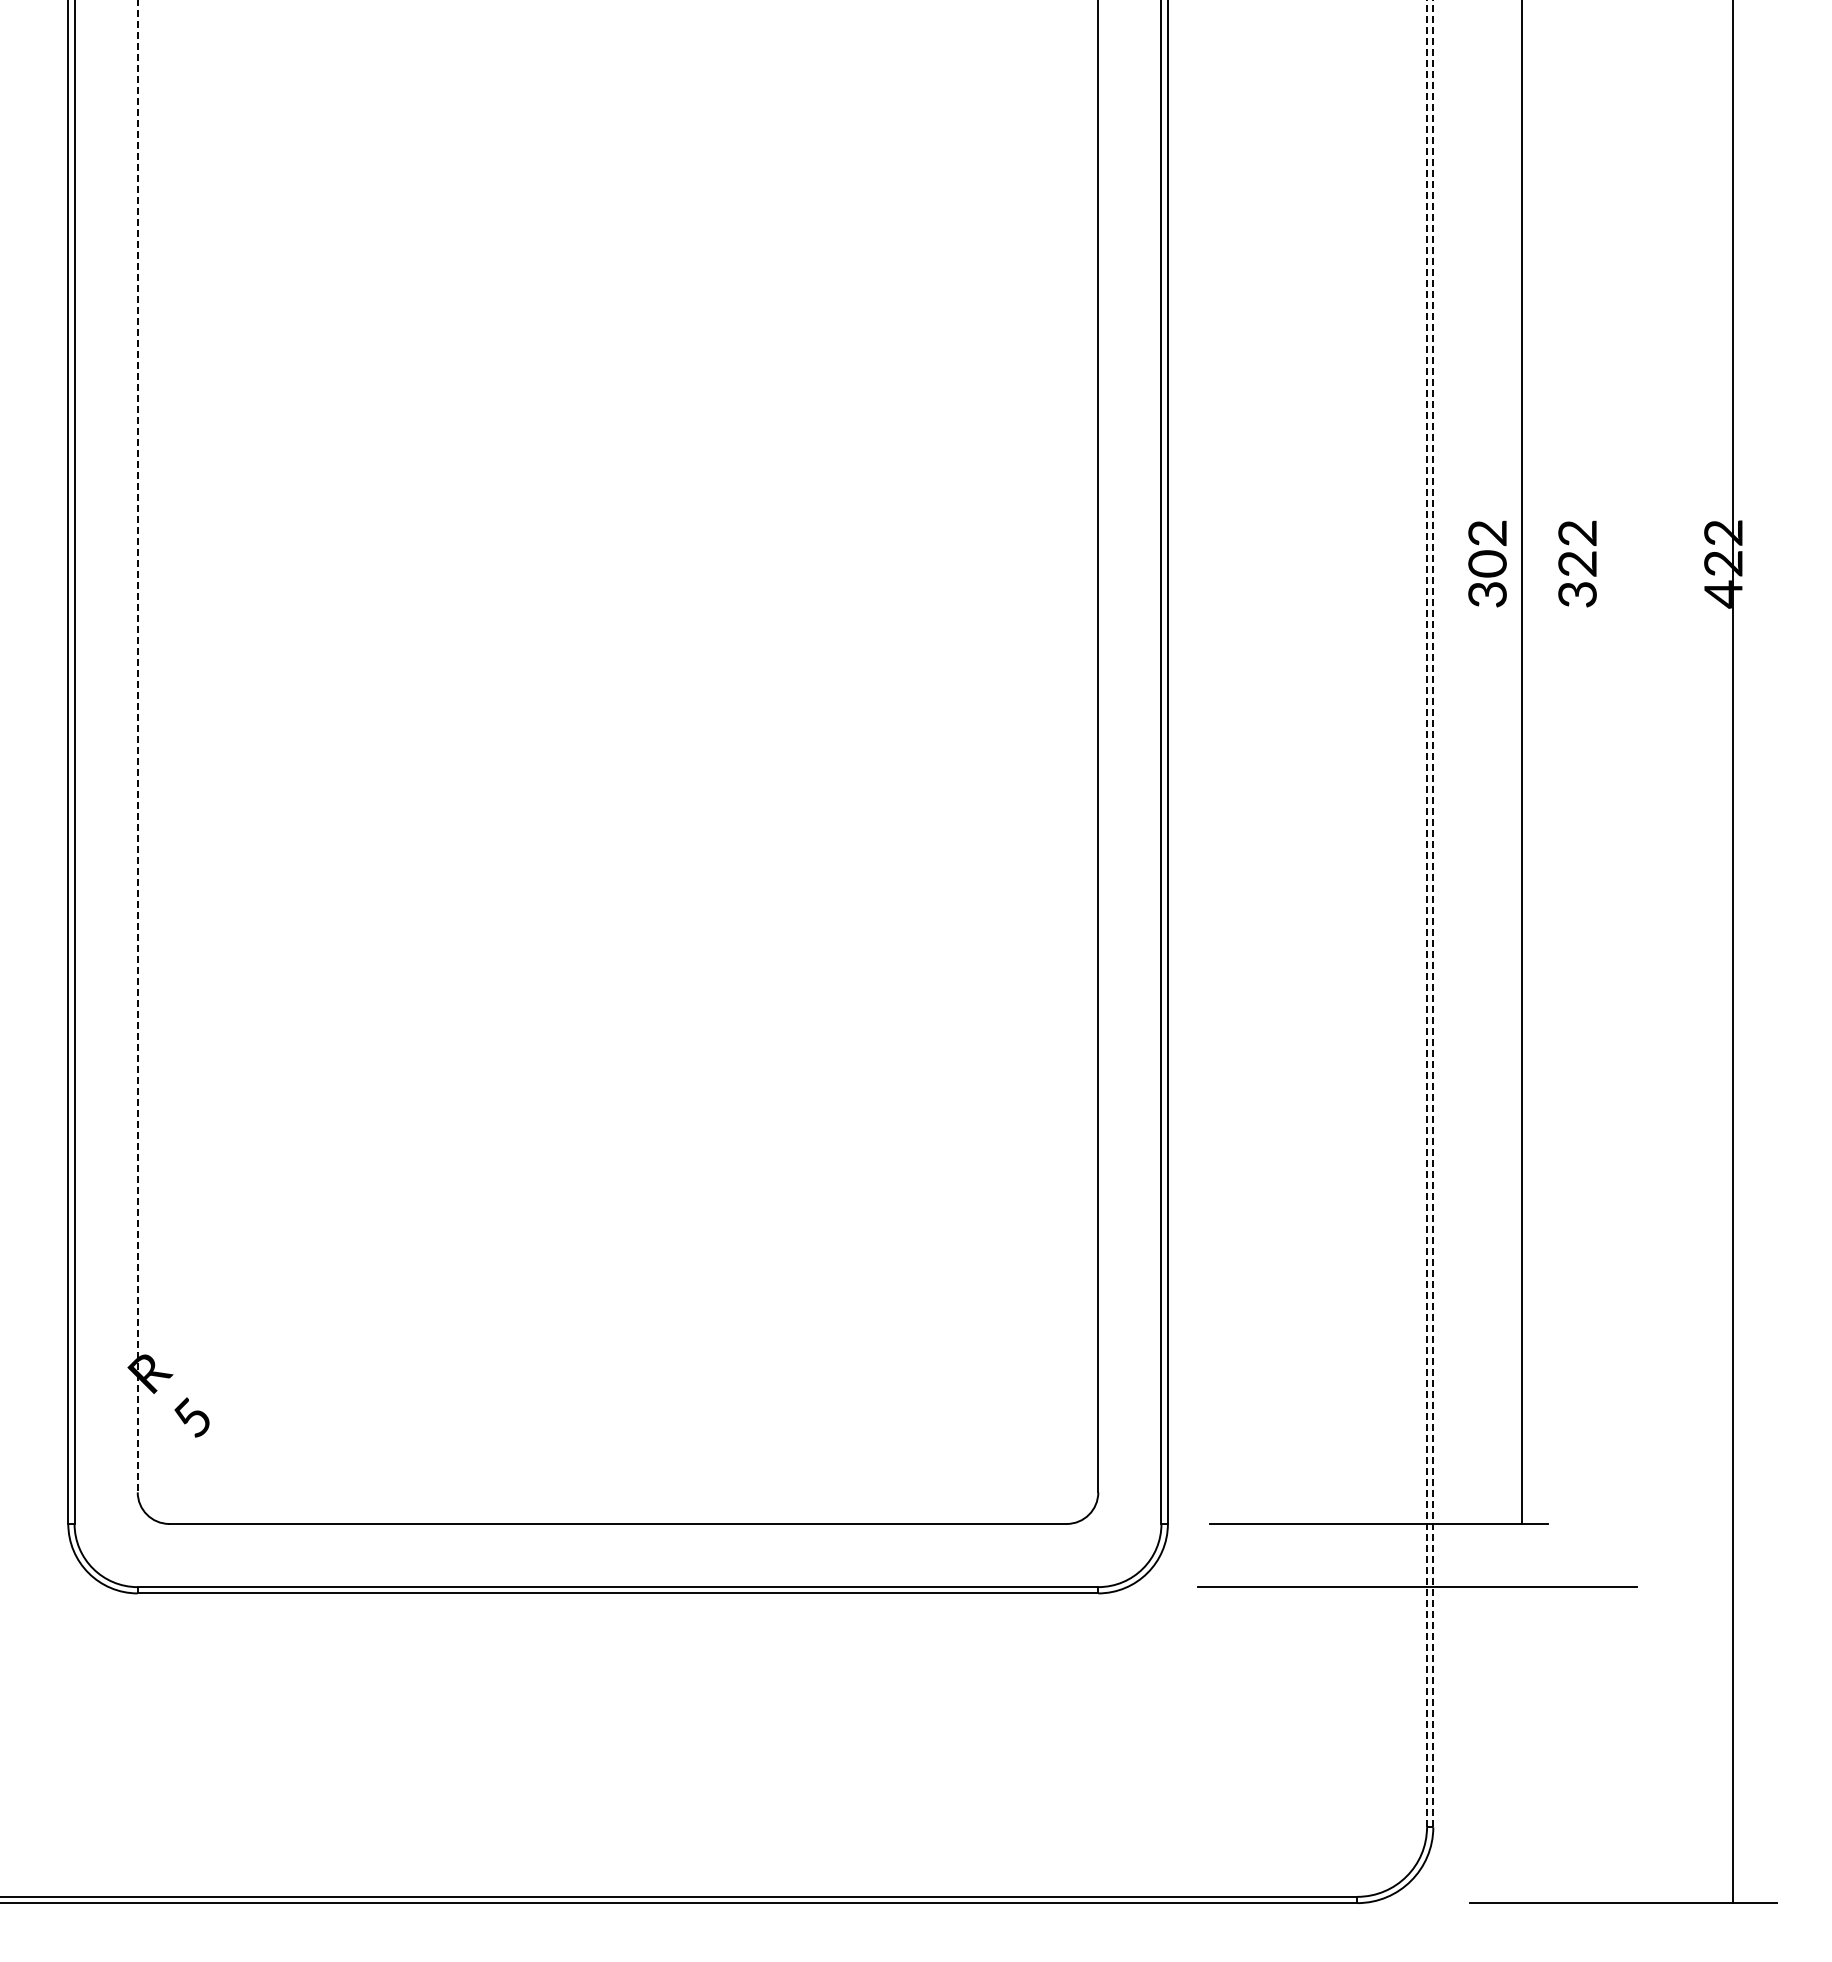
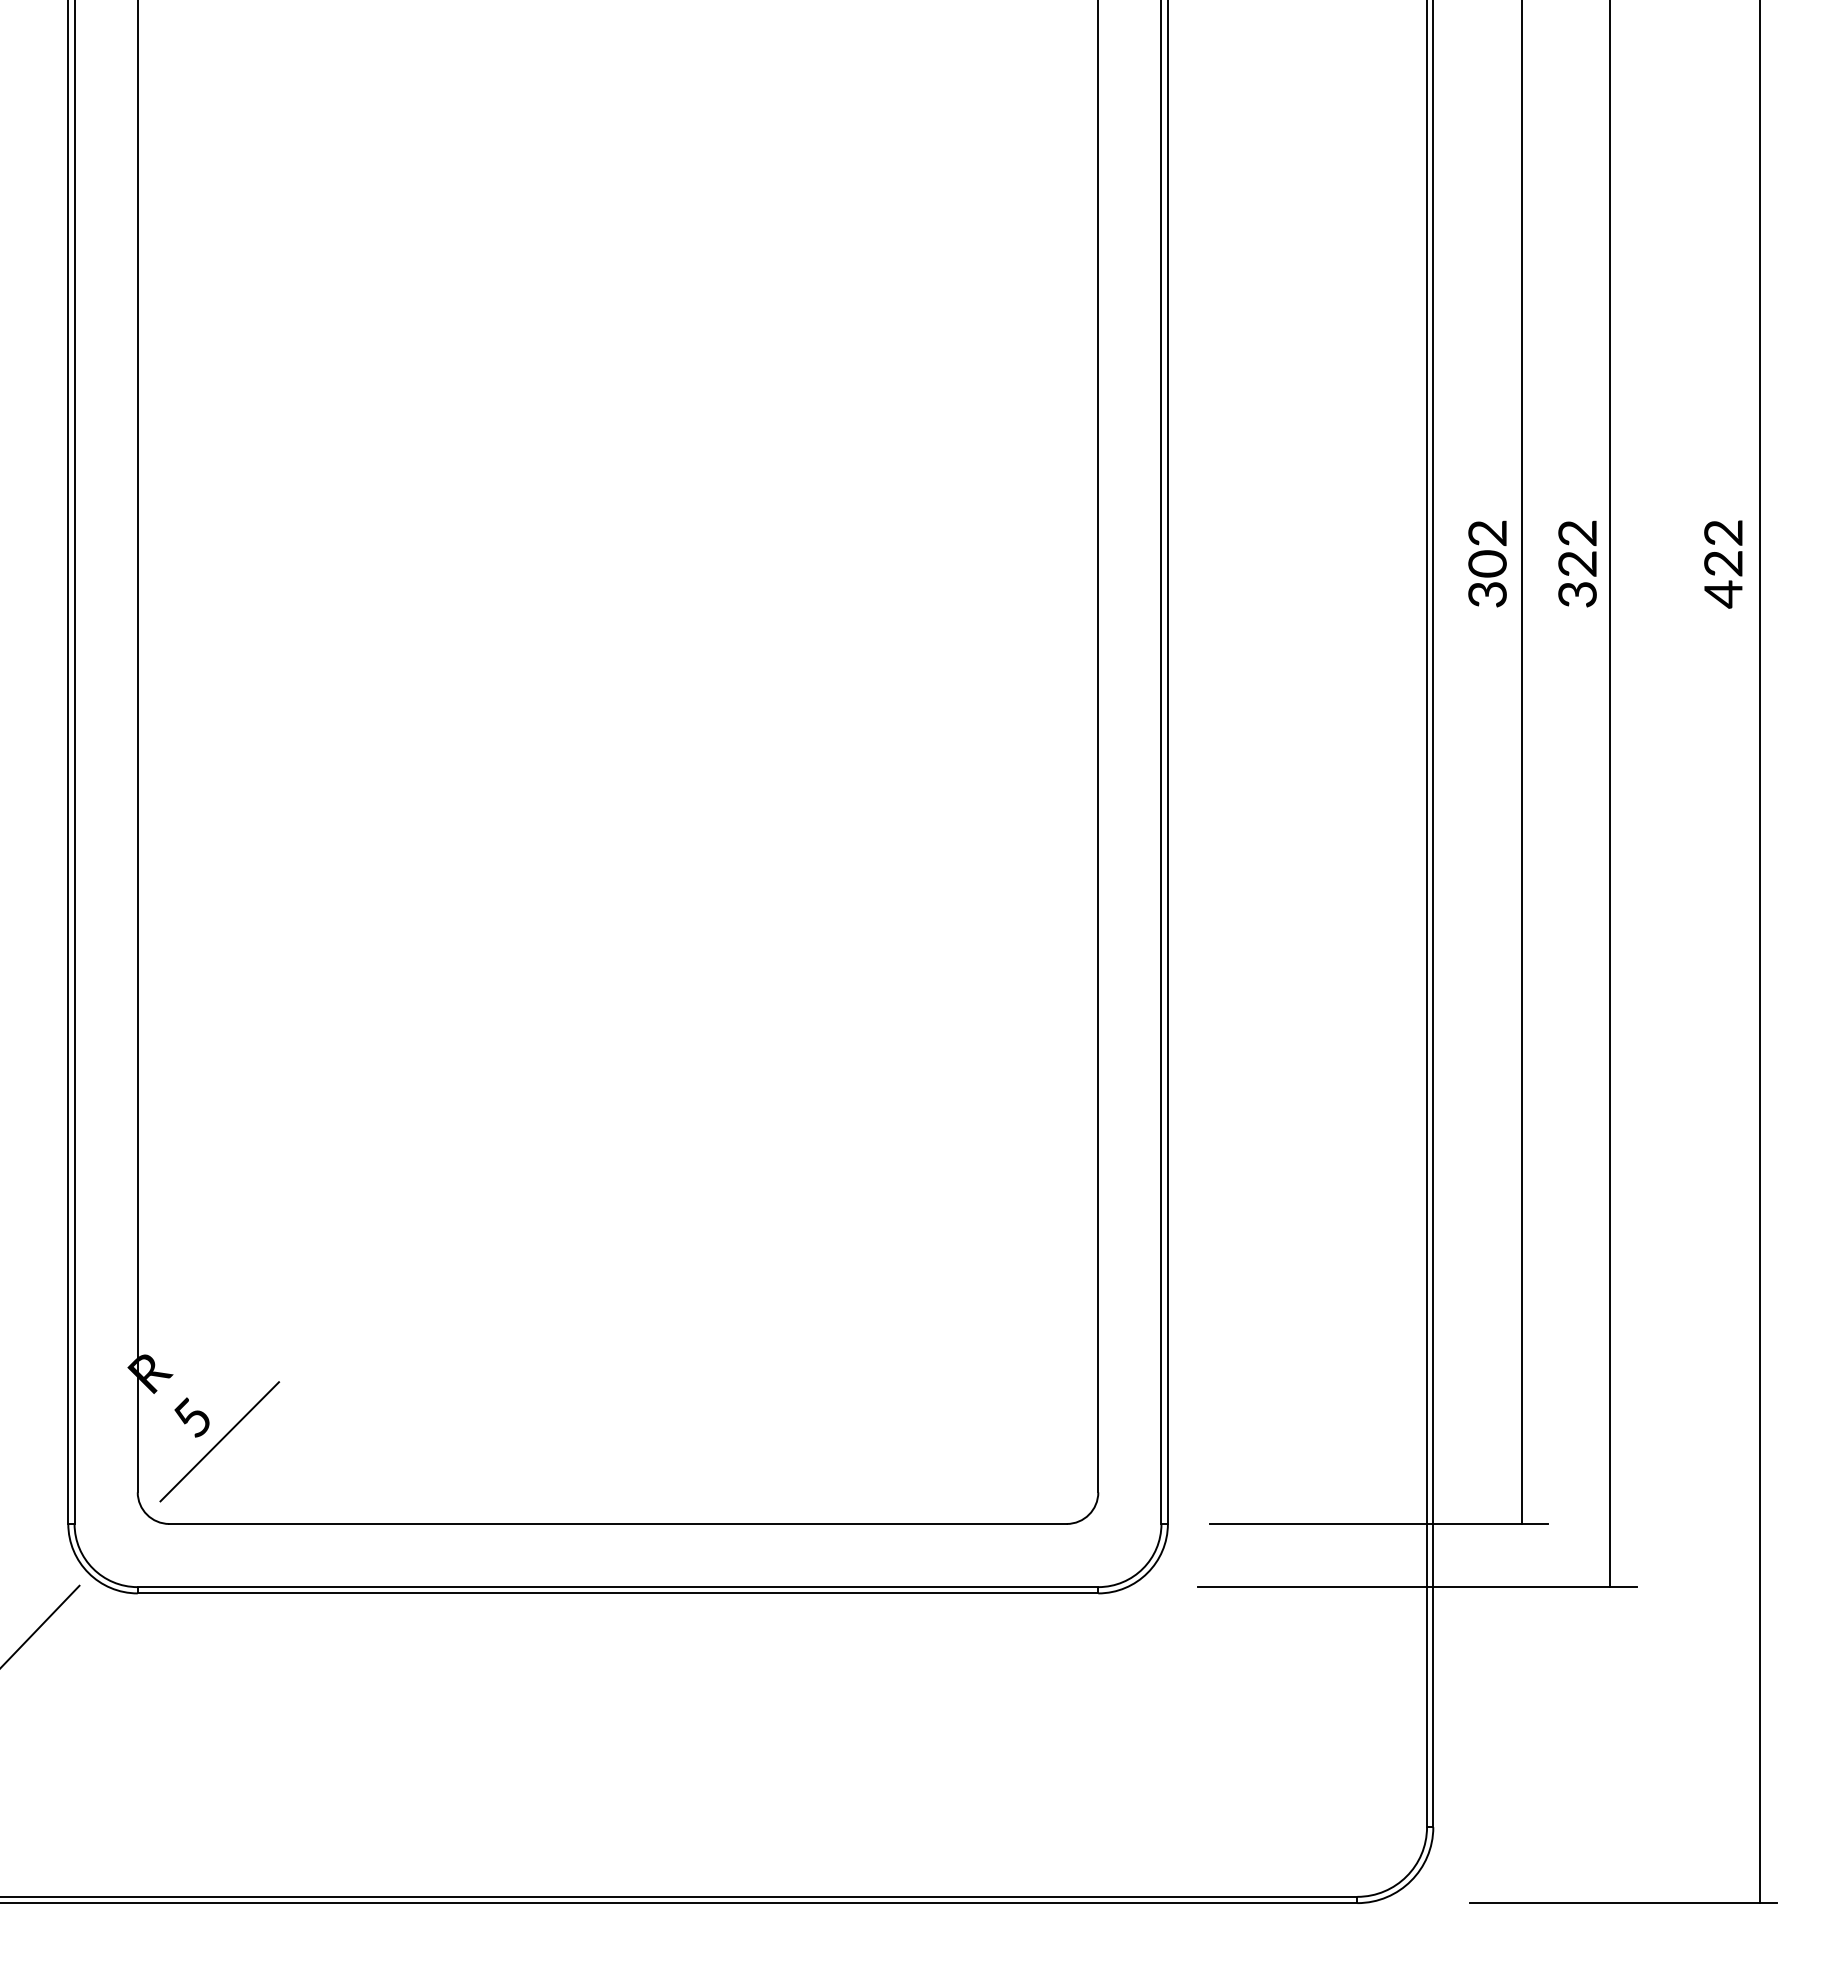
line: dashed -> solid (137, 746)
line: none -> present (1610, 794)
line: dashed -> solid (1427, 913)
line: dashed -> solid (1433, 913)
line position: (1733, 952) -> (1760, 952) (1760, 952)
line: none -> present (219, 1441)
line: none -> present (40, 1625)
